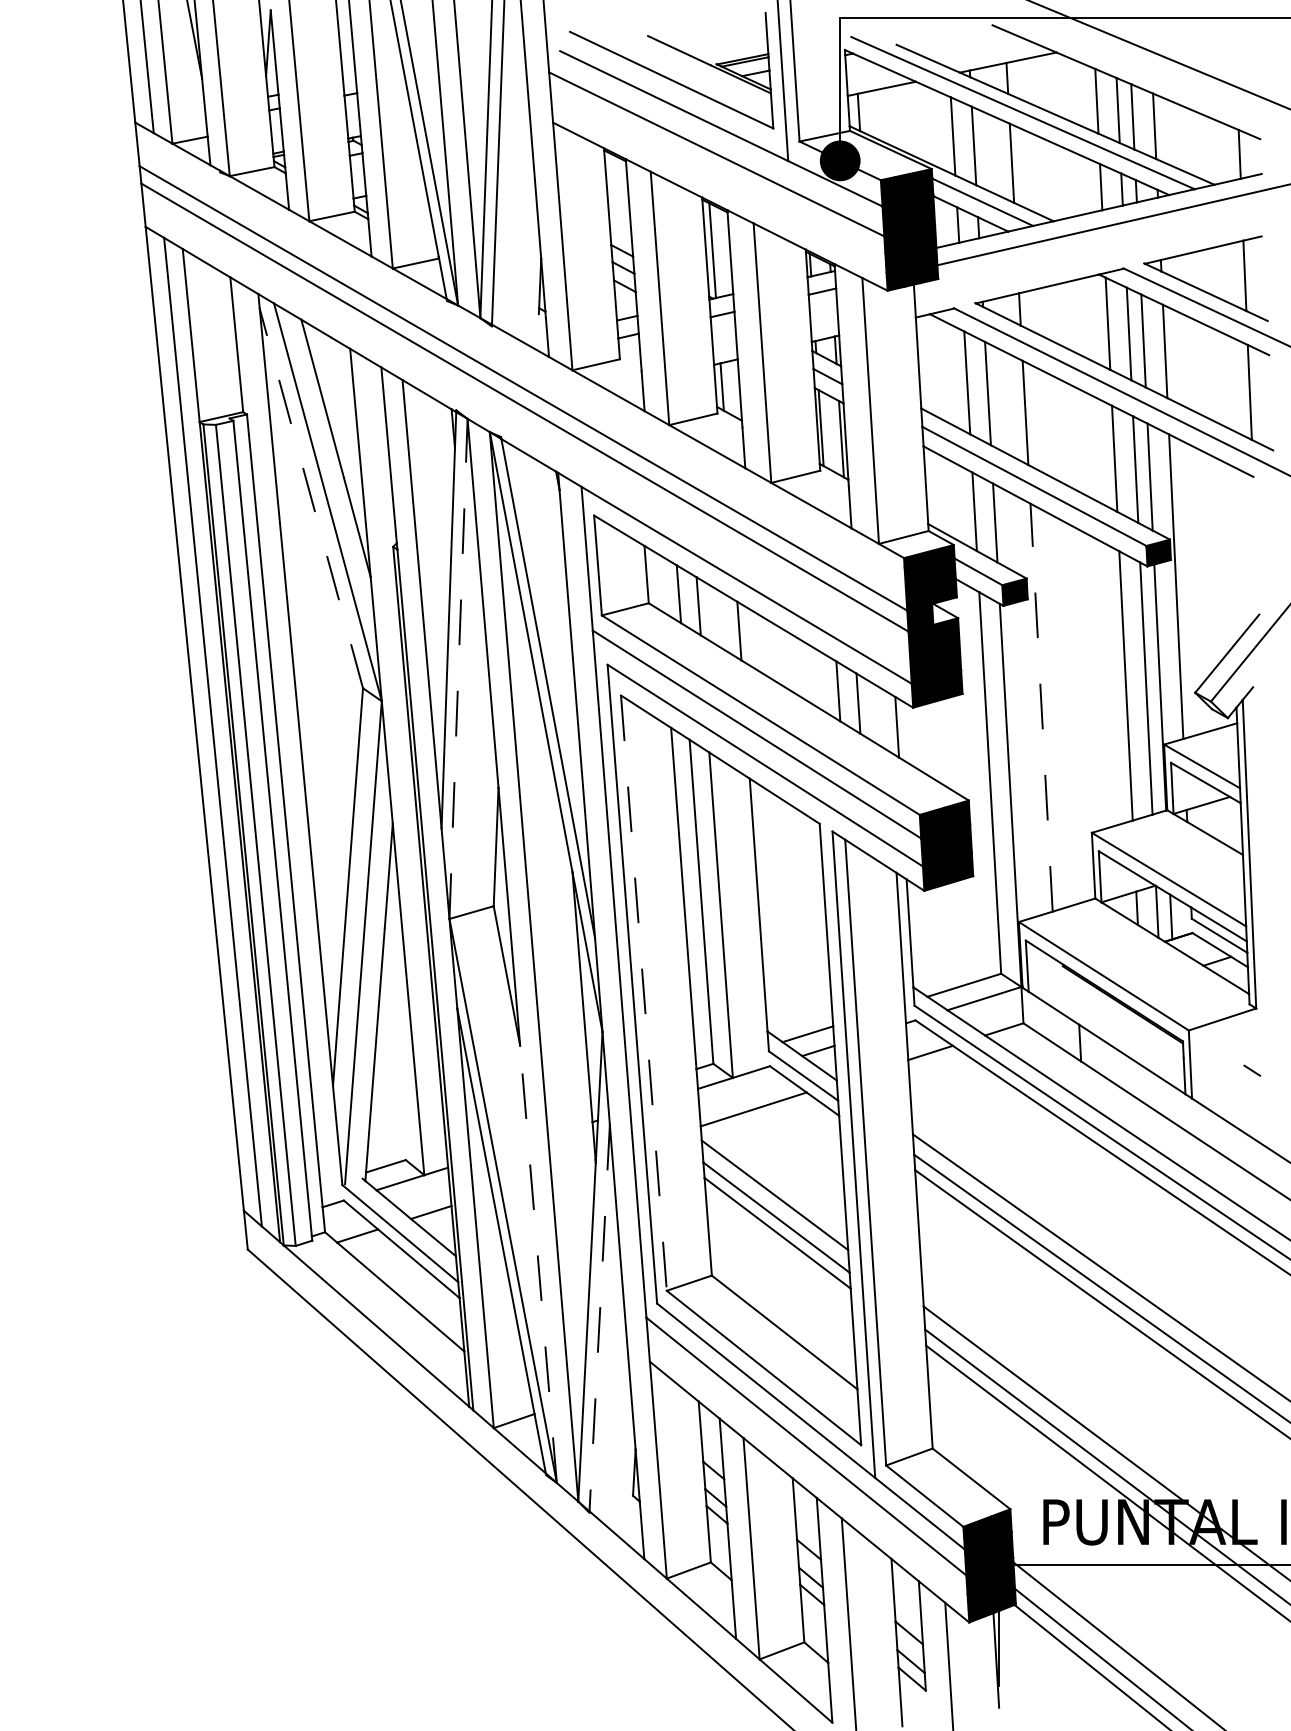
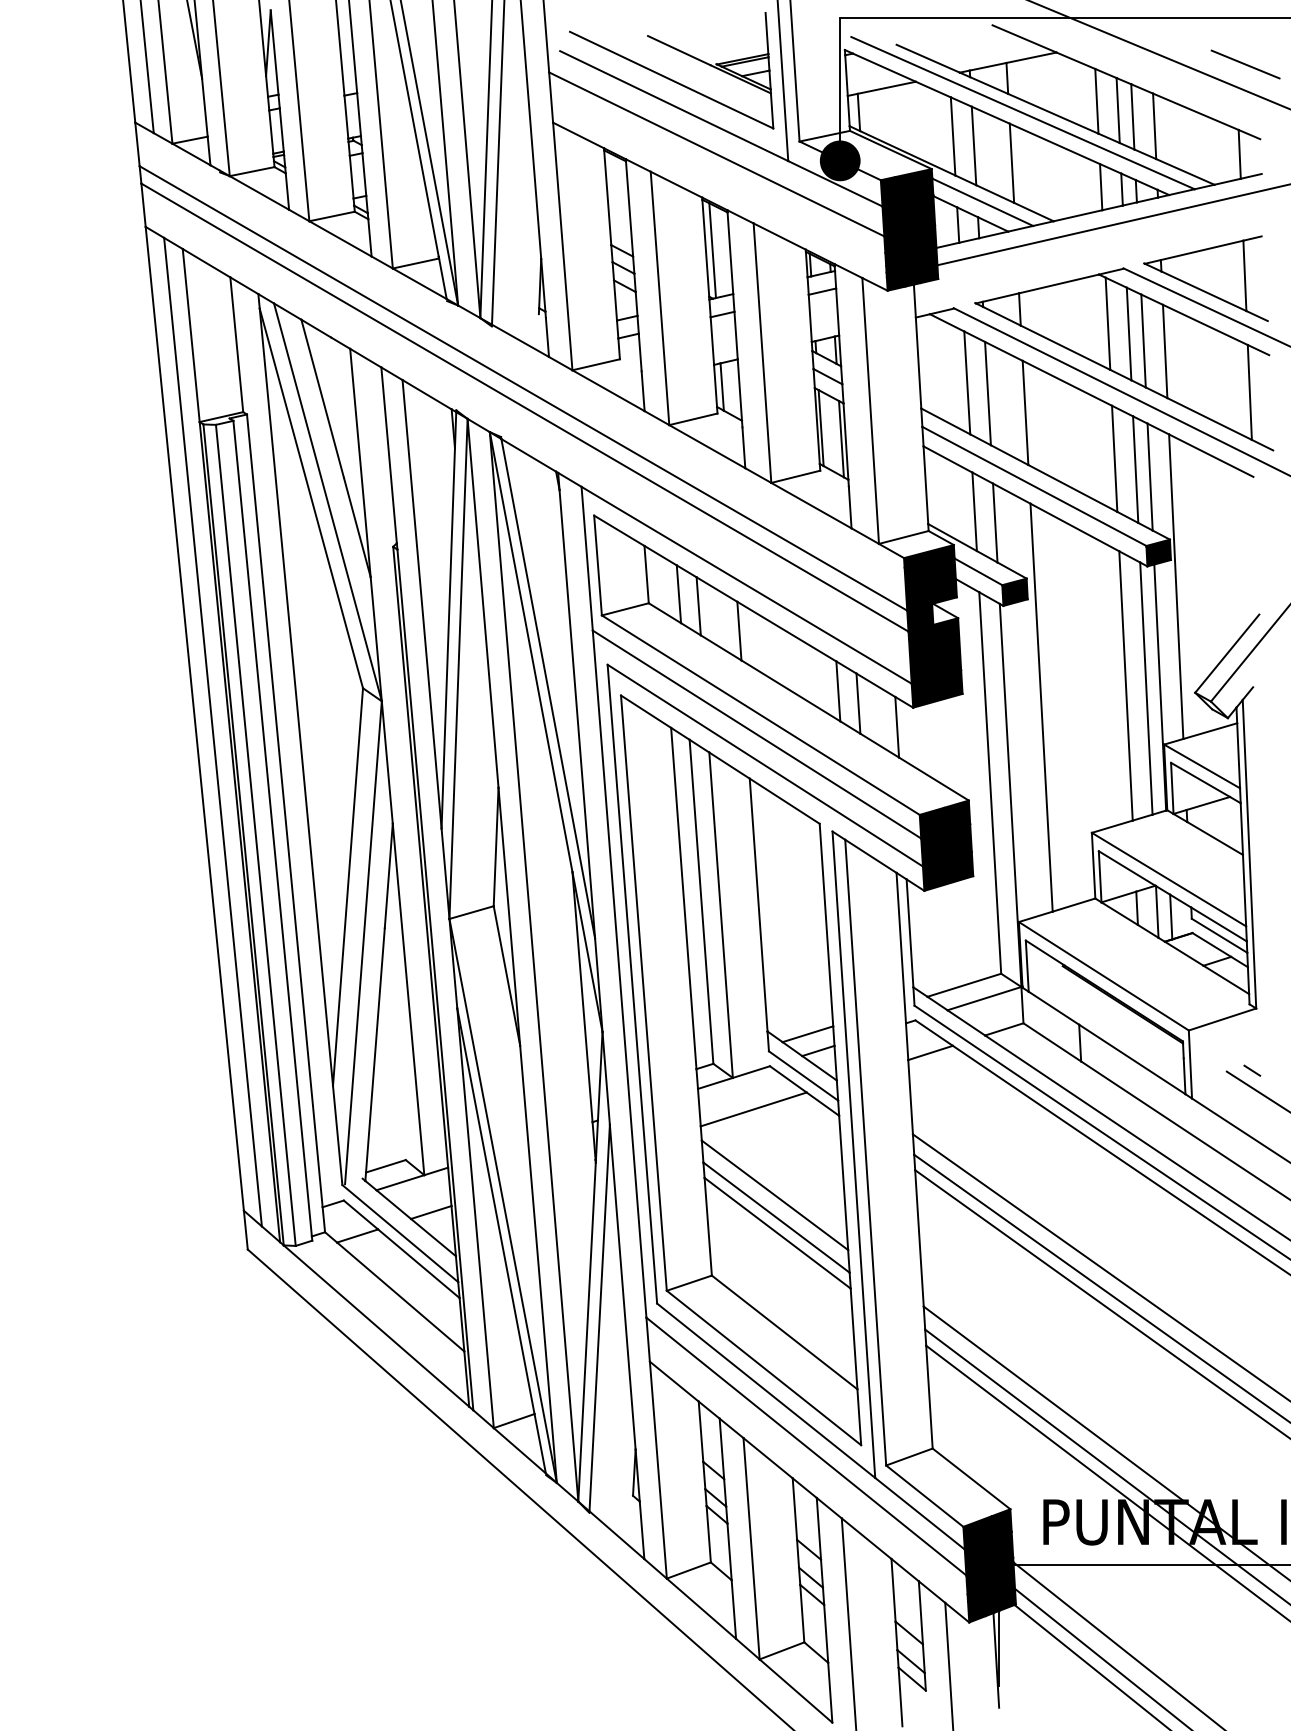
line: none -> present (1245, 64)
line: dashed -> solid (311, 498)
line: dashed -> solid (458, 668)
line: dashed -> solid (1041, 707)
line: dashed -> solid (643, 993)
line: none -> present (1256, 1090)
line: dashed -> solid (538, 1263)
line: dashed -> solid (599, 1318)
